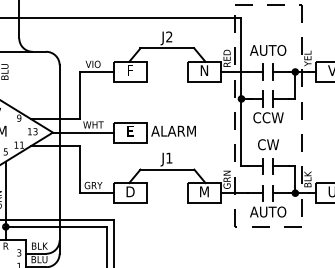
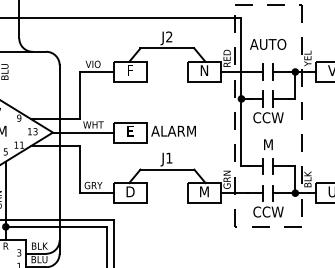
text position: (268, 50) -> (268, 44) (268, 44)
text: CW -> M (268, 144)
text: AUTO -> CCW (268, 211)
